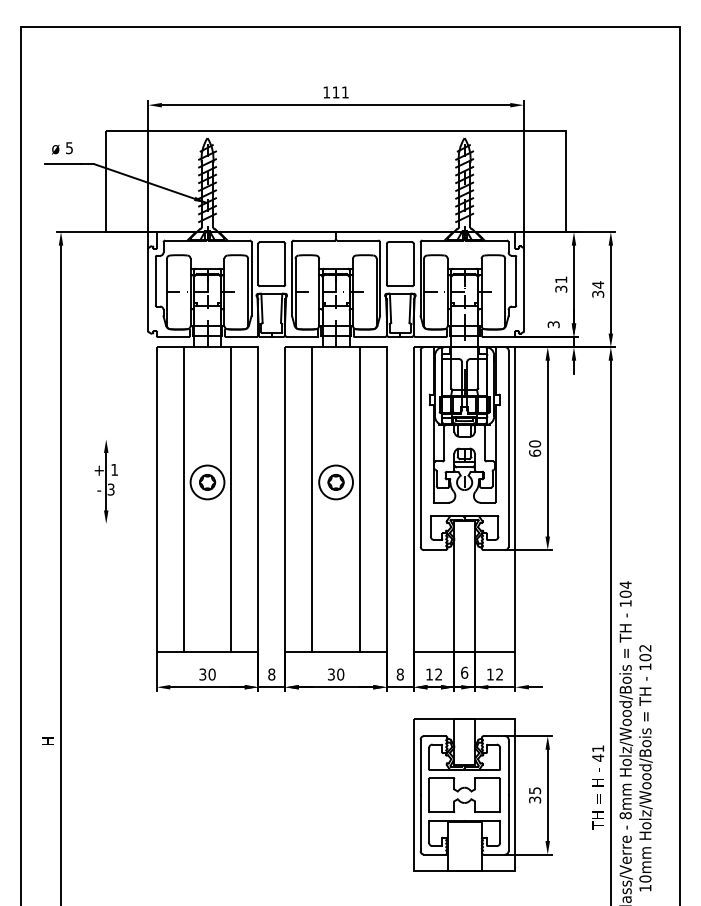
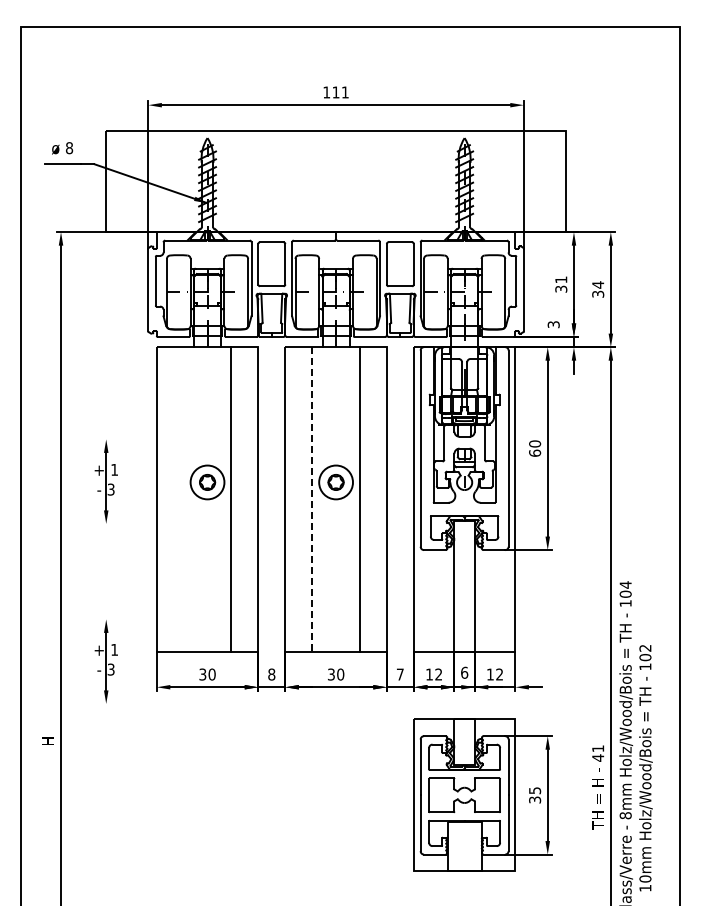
text: 5 -> 8 (69, 148)
line: present -> none (183, 499)
line: solid -> dashed (312, 499)
part: none -> present (105, 661)
text: 8 -> 7 (399, 674)
